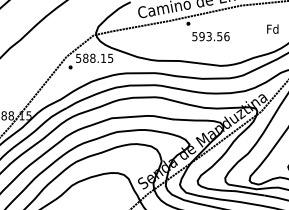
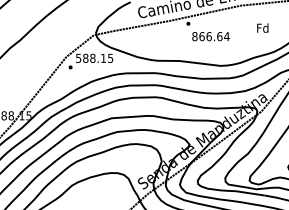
text position: (272, 28) -> (262, 27) (262, 27)
text: 593.56 -> 866.64 (210, 36)
